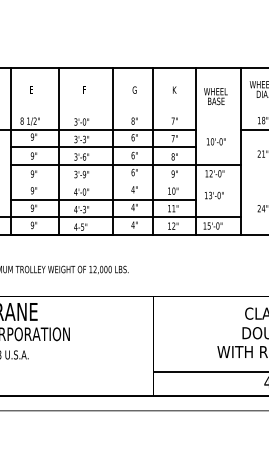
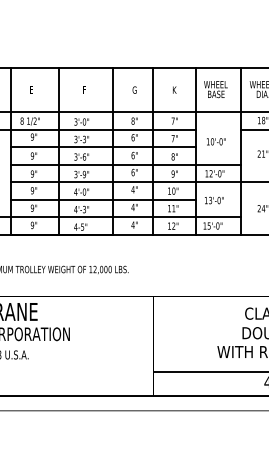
text position: (215, 96) -> (215, 89) (215, 89)
line: none -> present (133, 112)
line: none -> present (138, 182)
text position: (214, 195) -> (214, 200) (214, 200)
